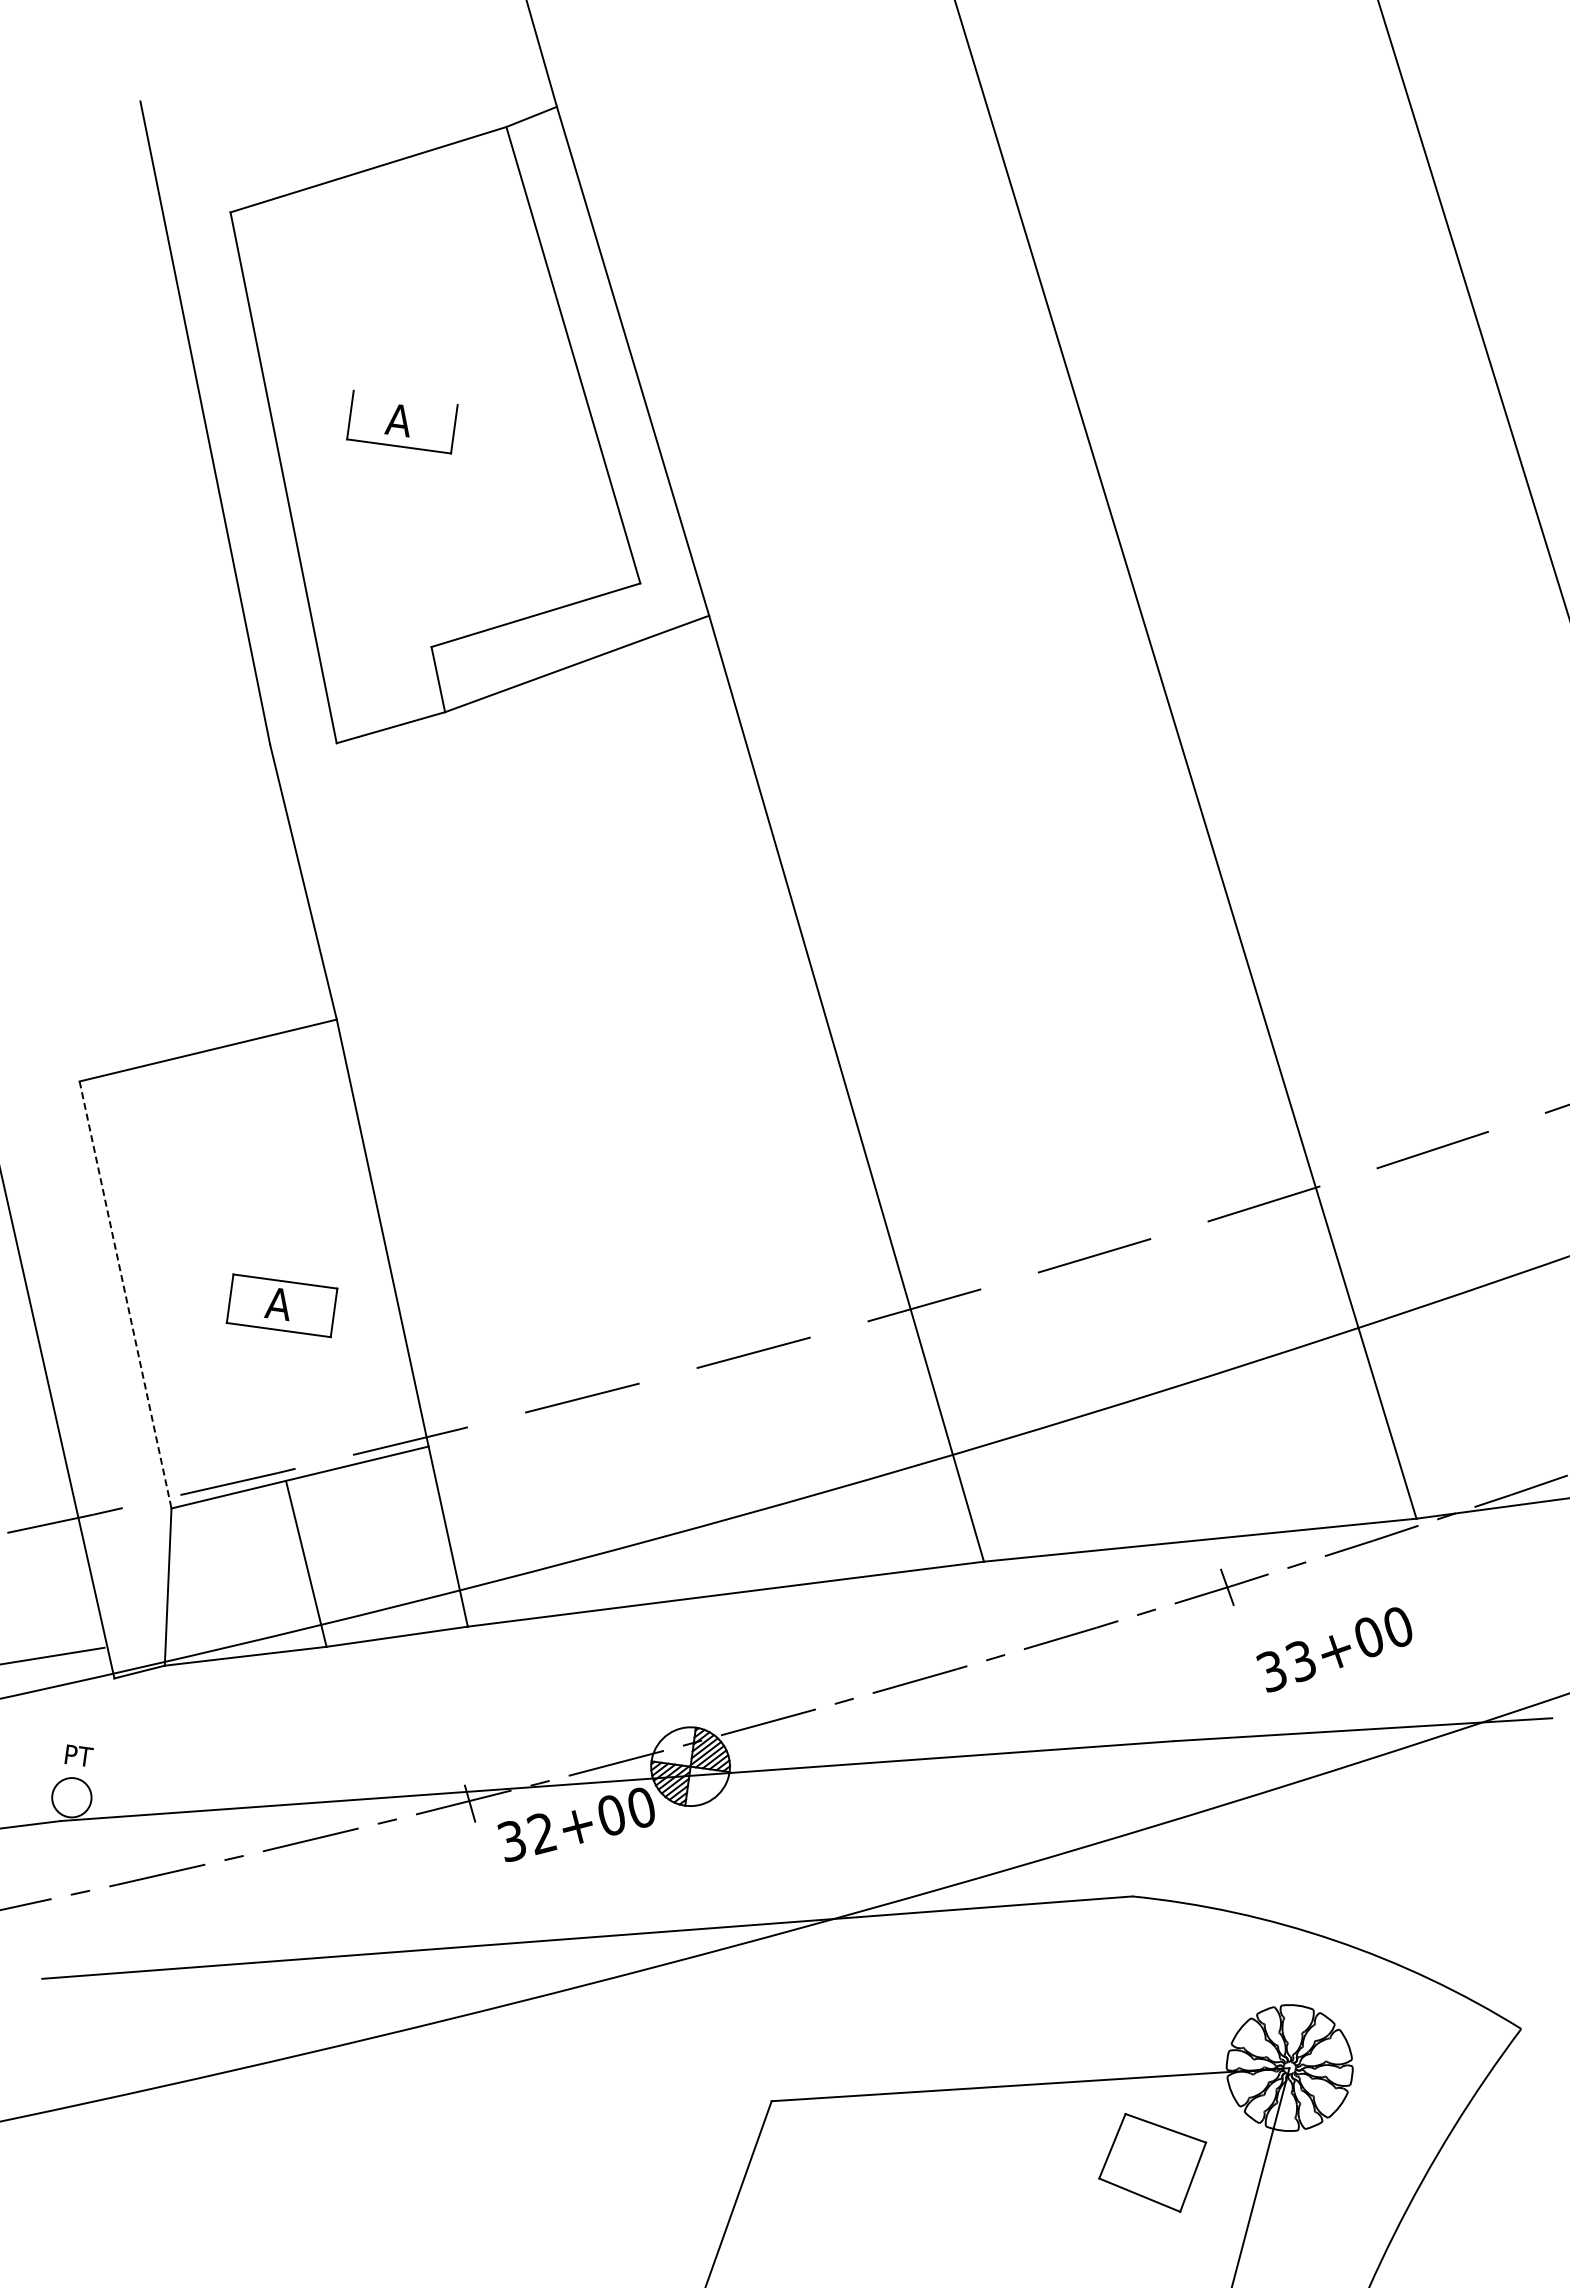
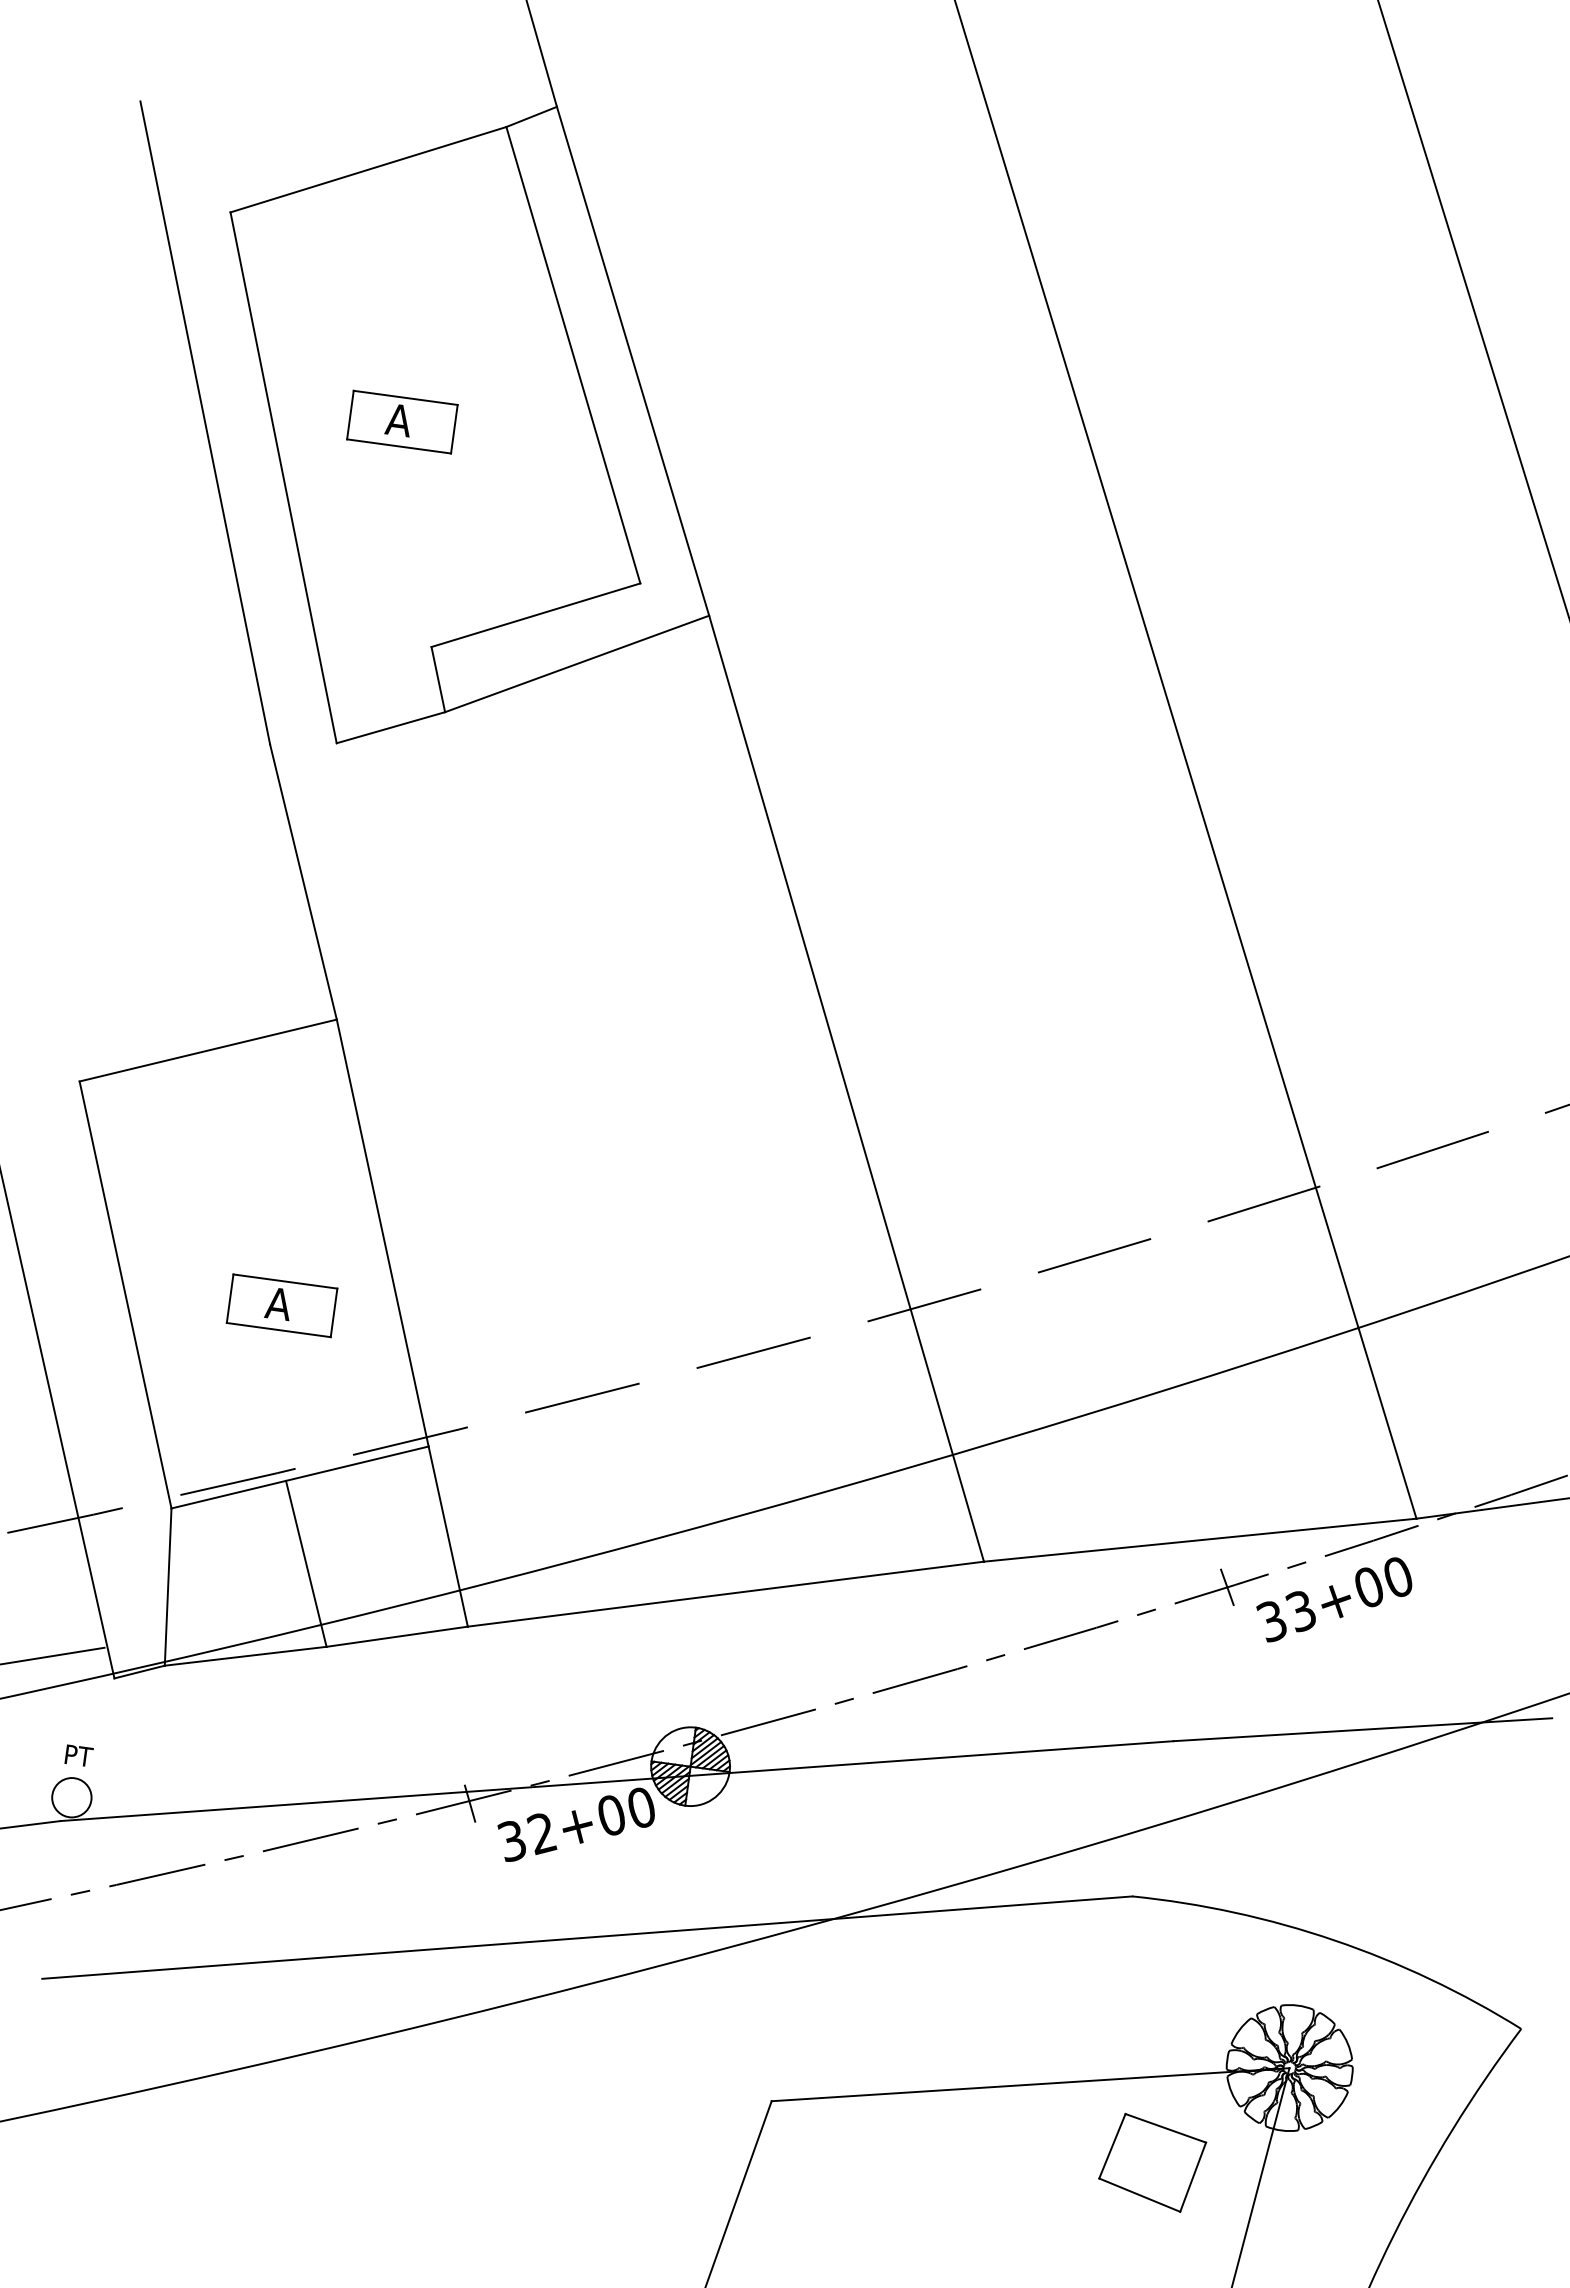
line: none -> present (405, 397)
line: dashed -> solid (125, 1295)
text position: (1334, 1649) -> (1334, 1599) (1334, 1599)
